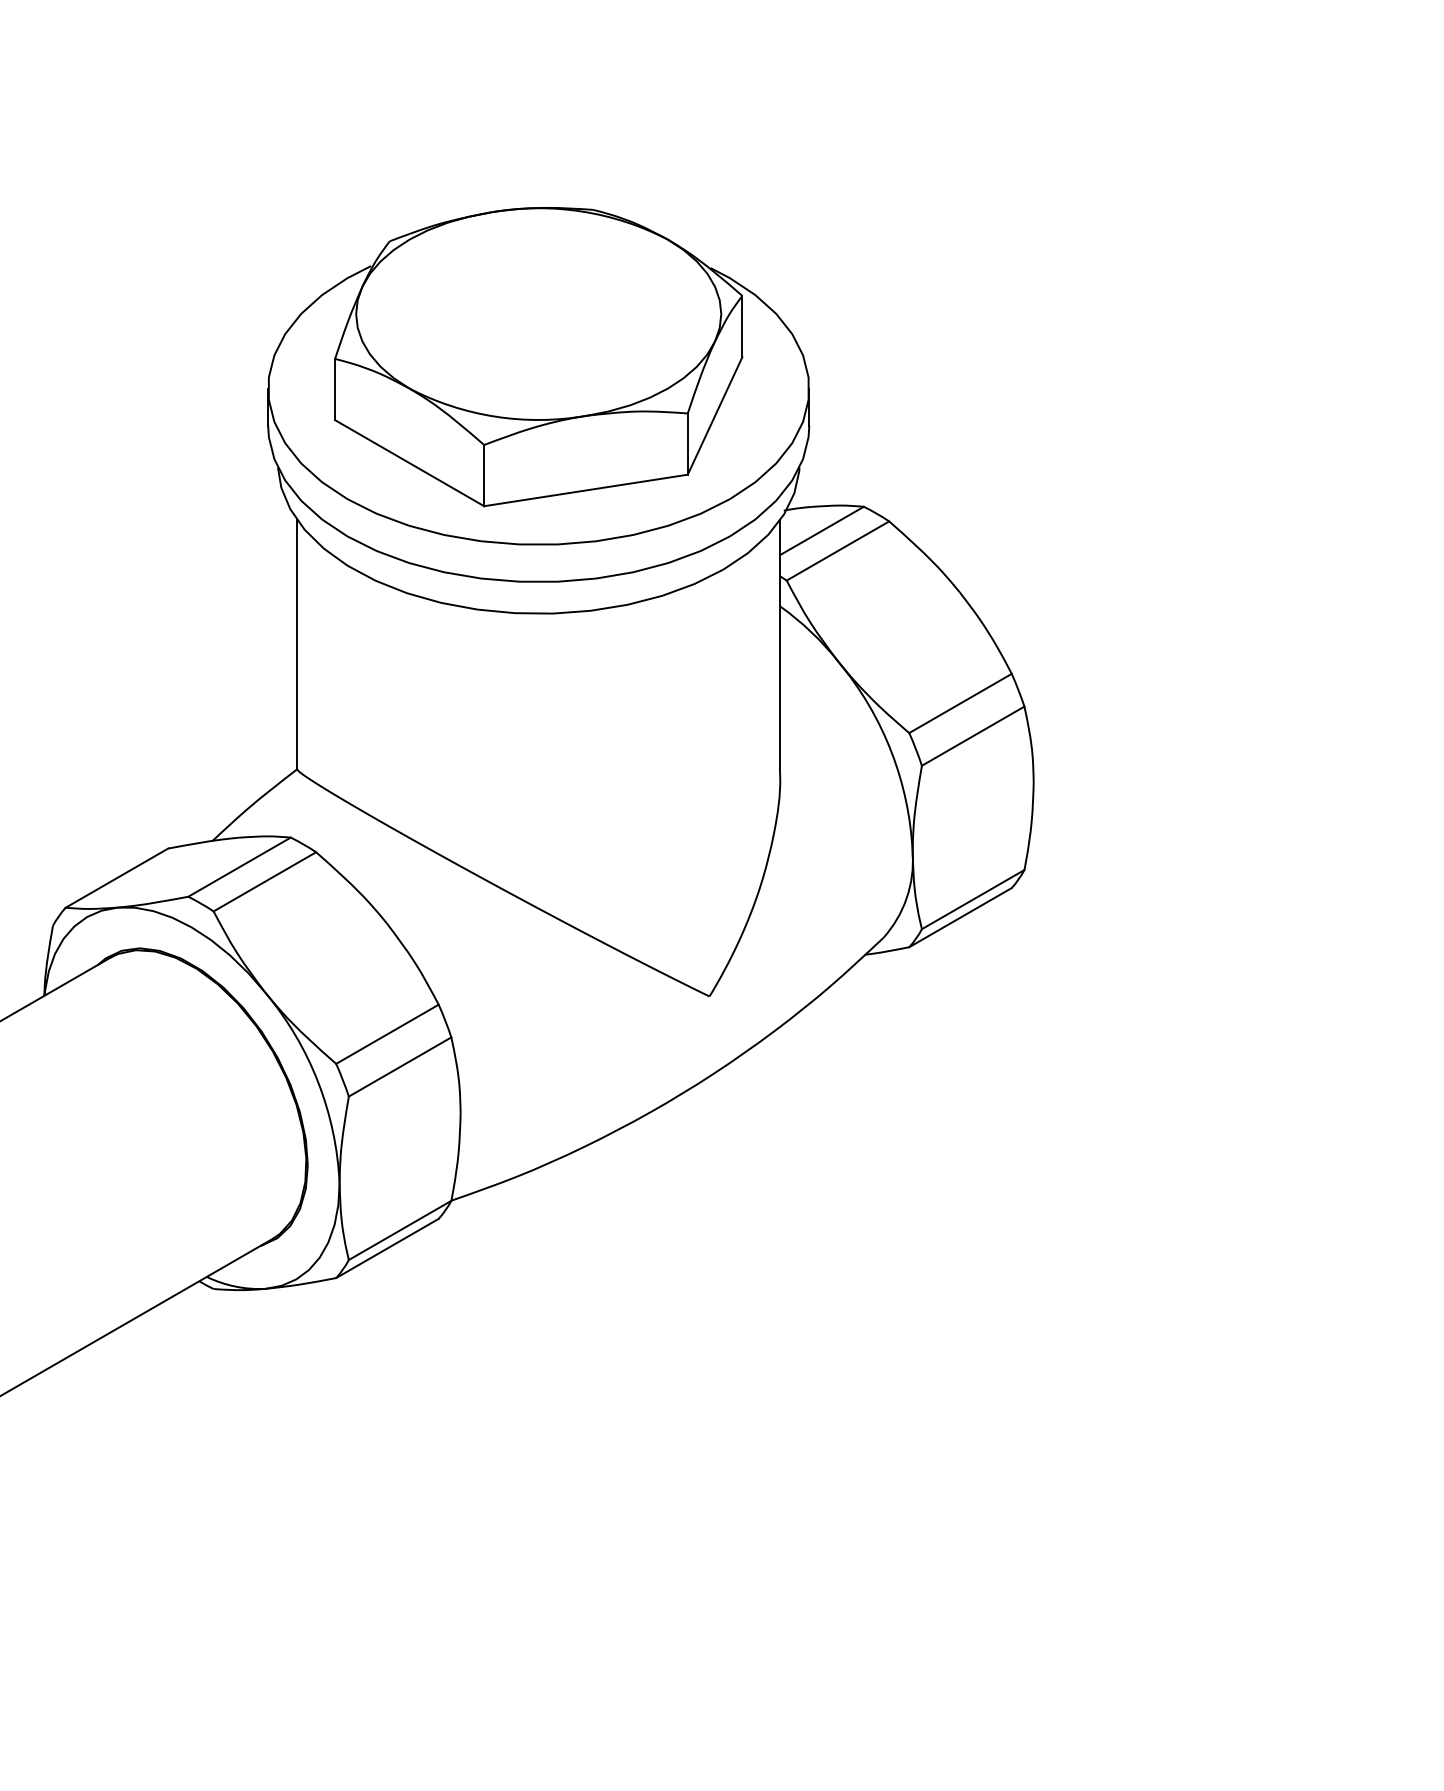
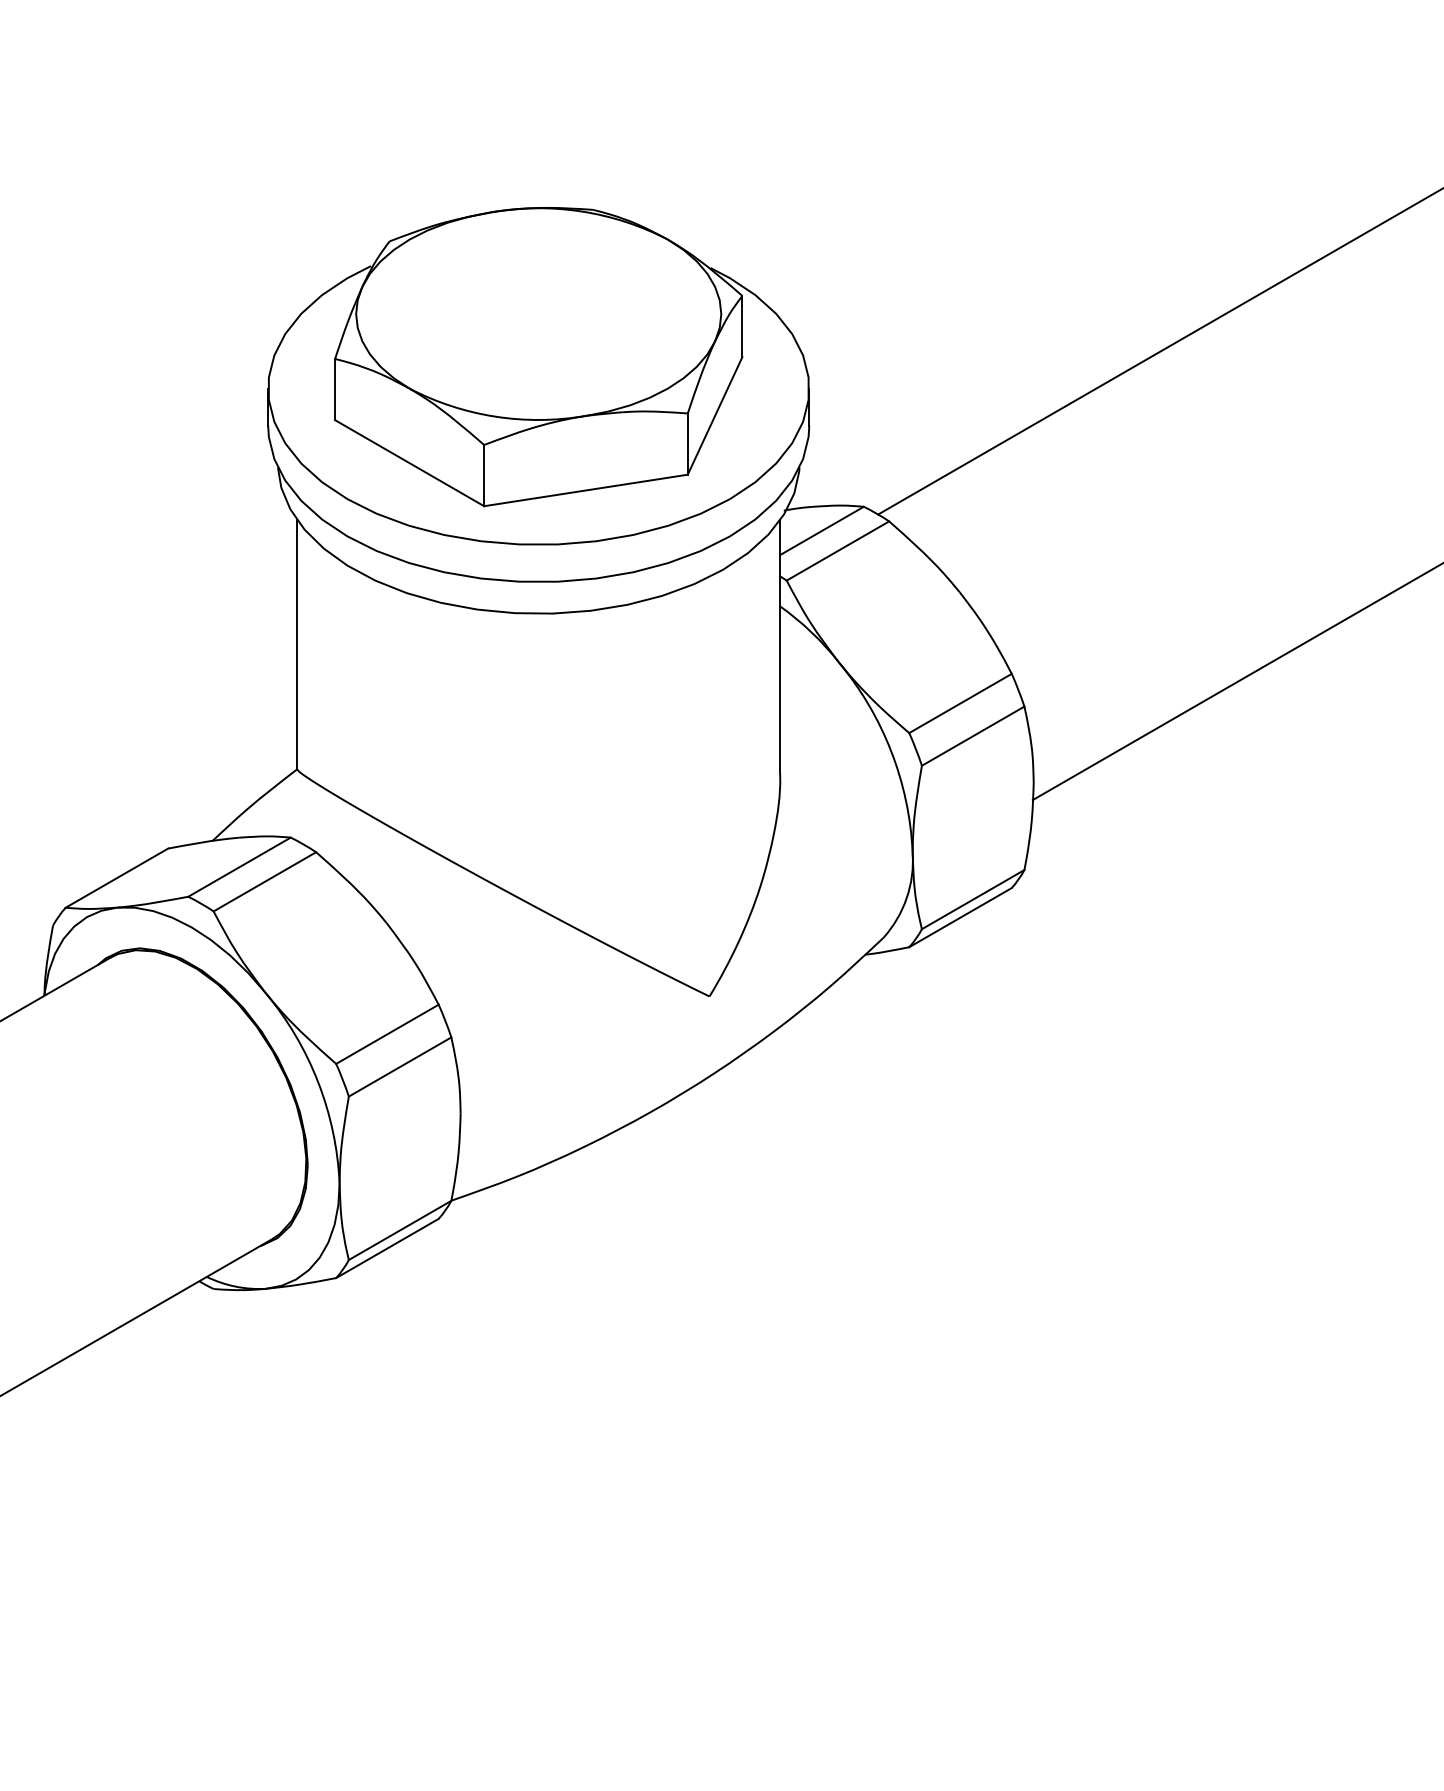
line: none -> present (1159, 351)
line: none -> present (1236, 682)
